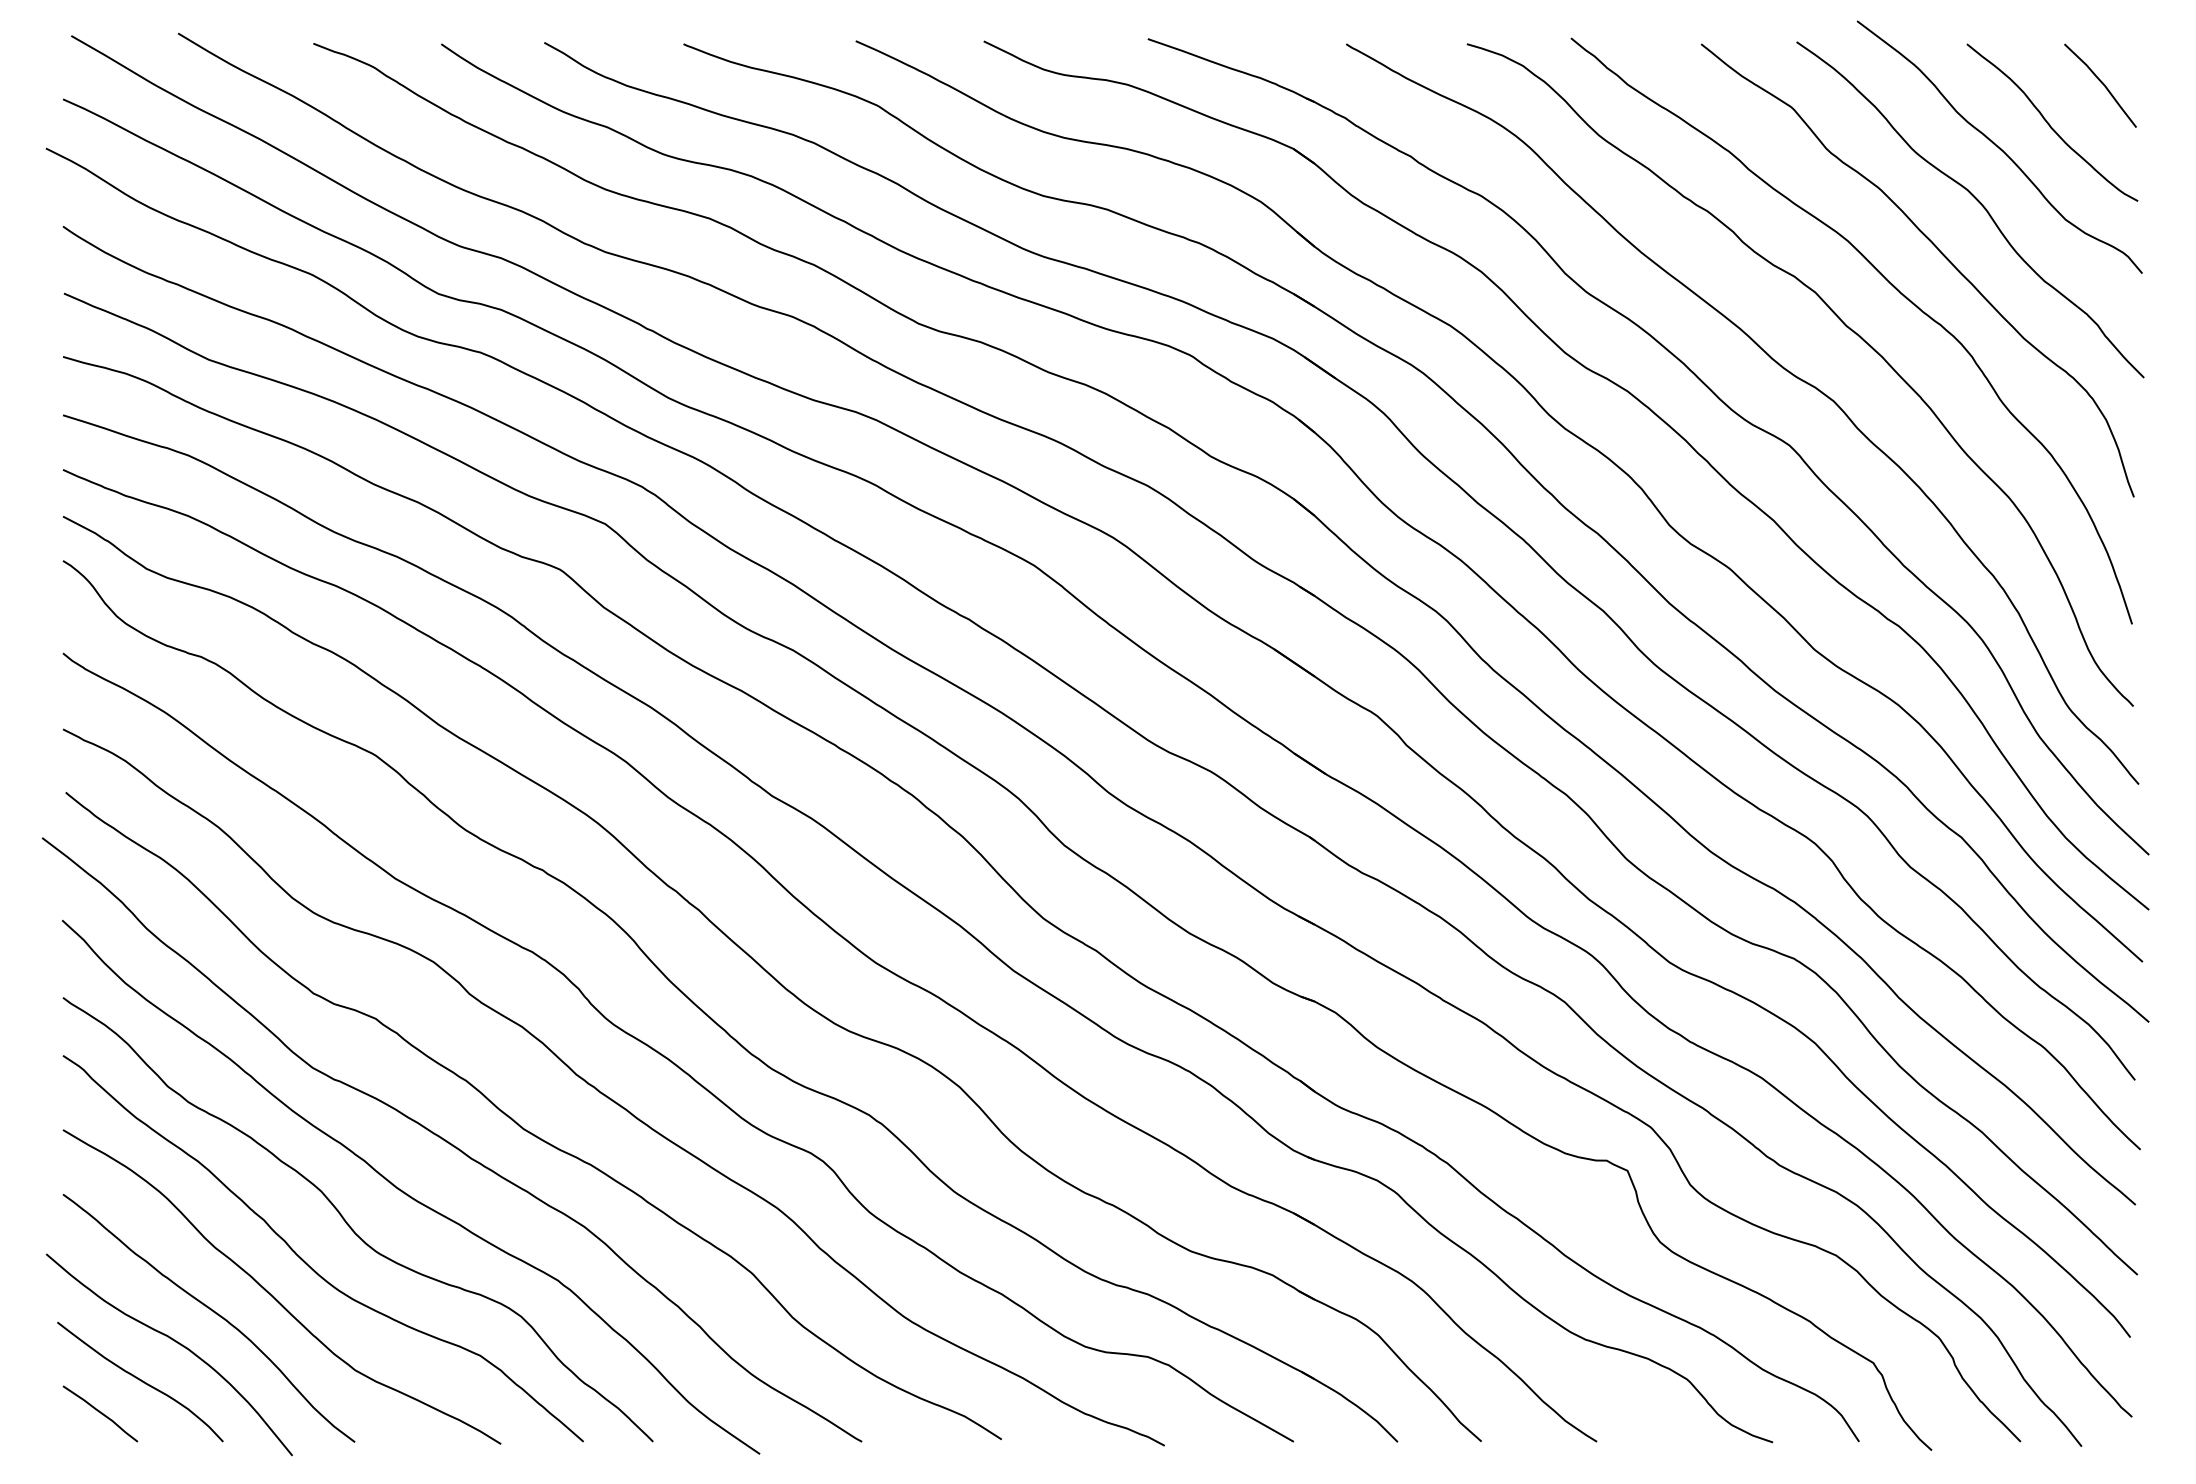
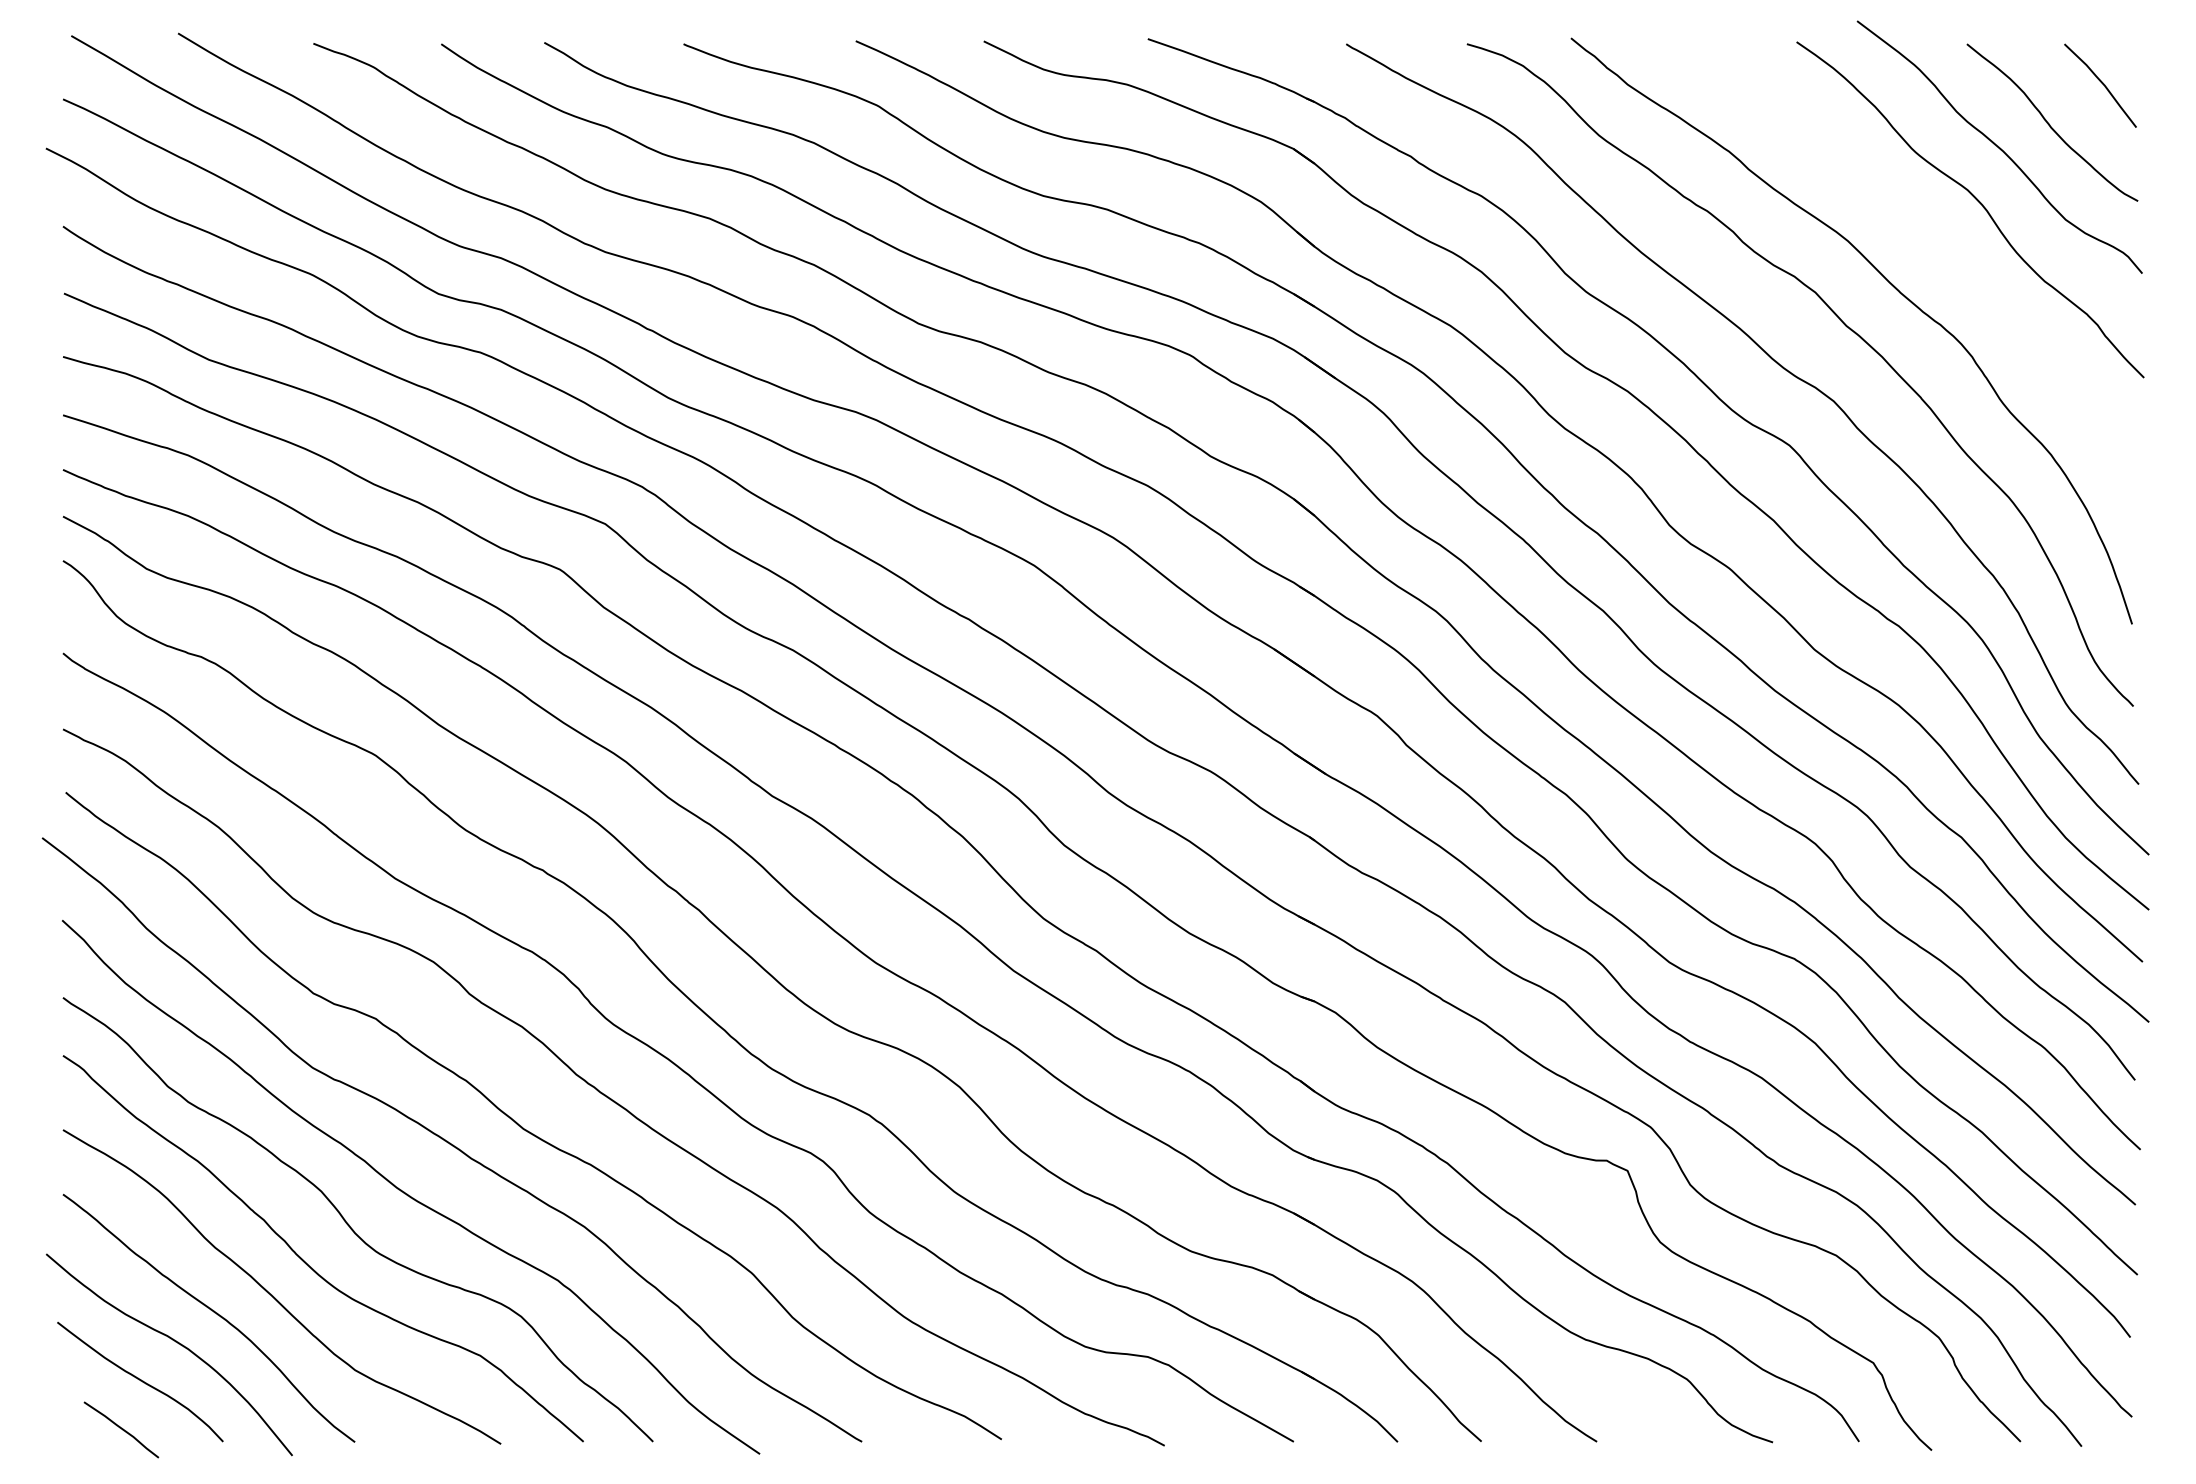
curve: present -> none (1939, 252)
curve position: (100, 1413) -> (121, 1429) (121, 1429)
